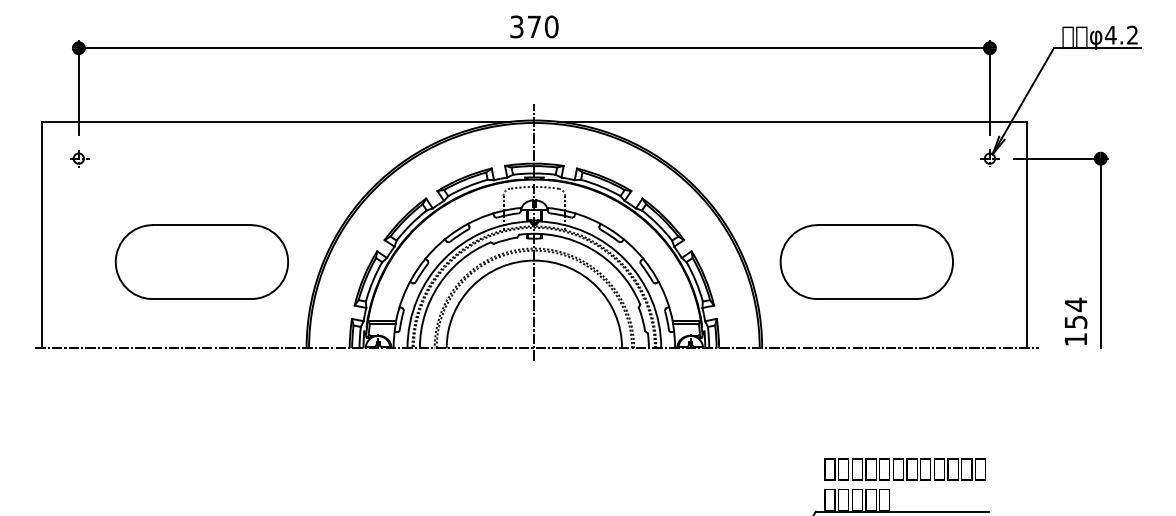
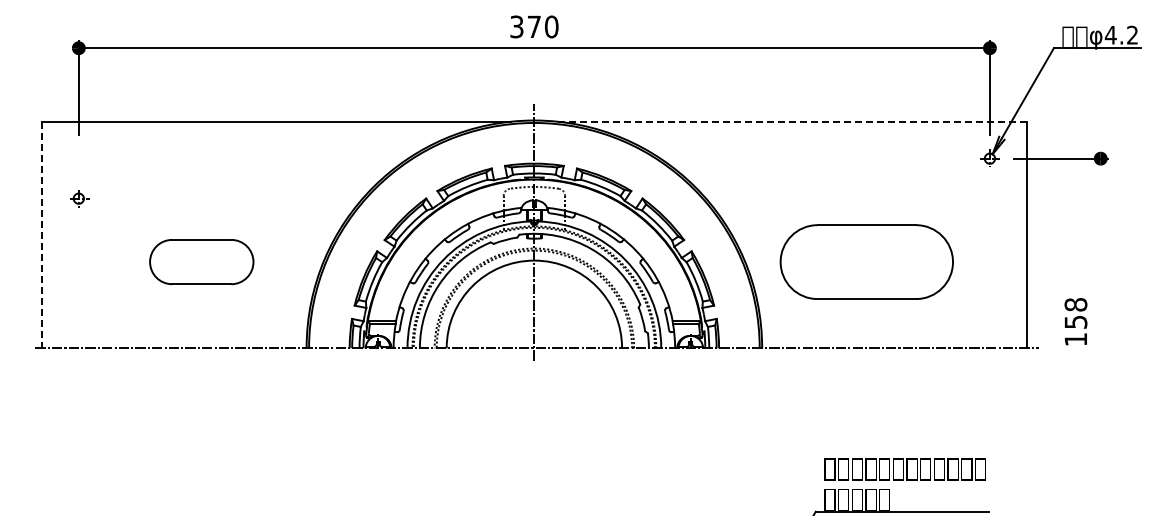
line: solid -> dashed (792, 121)
part position: (79, 158) -> (79, 198) (79, 198)
line: solid -> dashed (41, 235)
line: present -> none (1100, 253)
part size: 175x76 px -> 106x47 px (201, 262)
text: 154 -> 158 (1075, 304)
